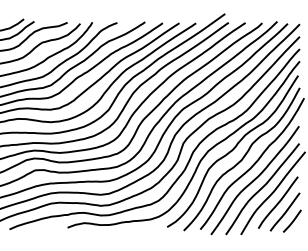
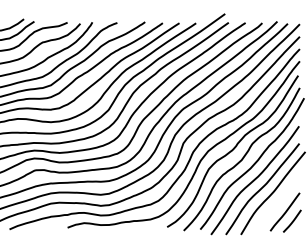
curve: present -> none (278, 202)
